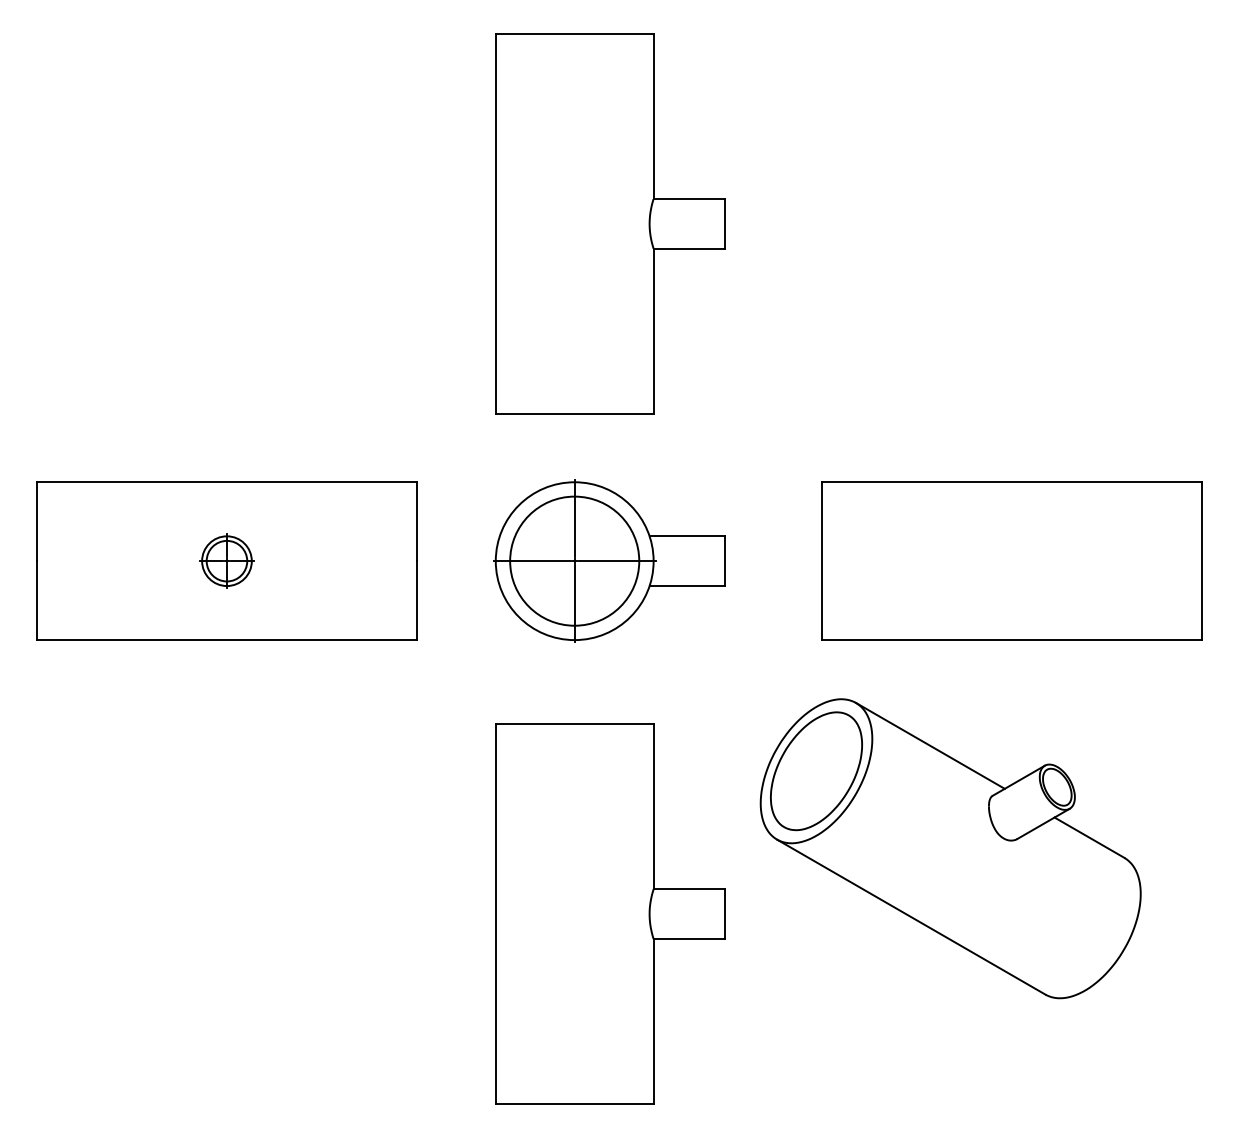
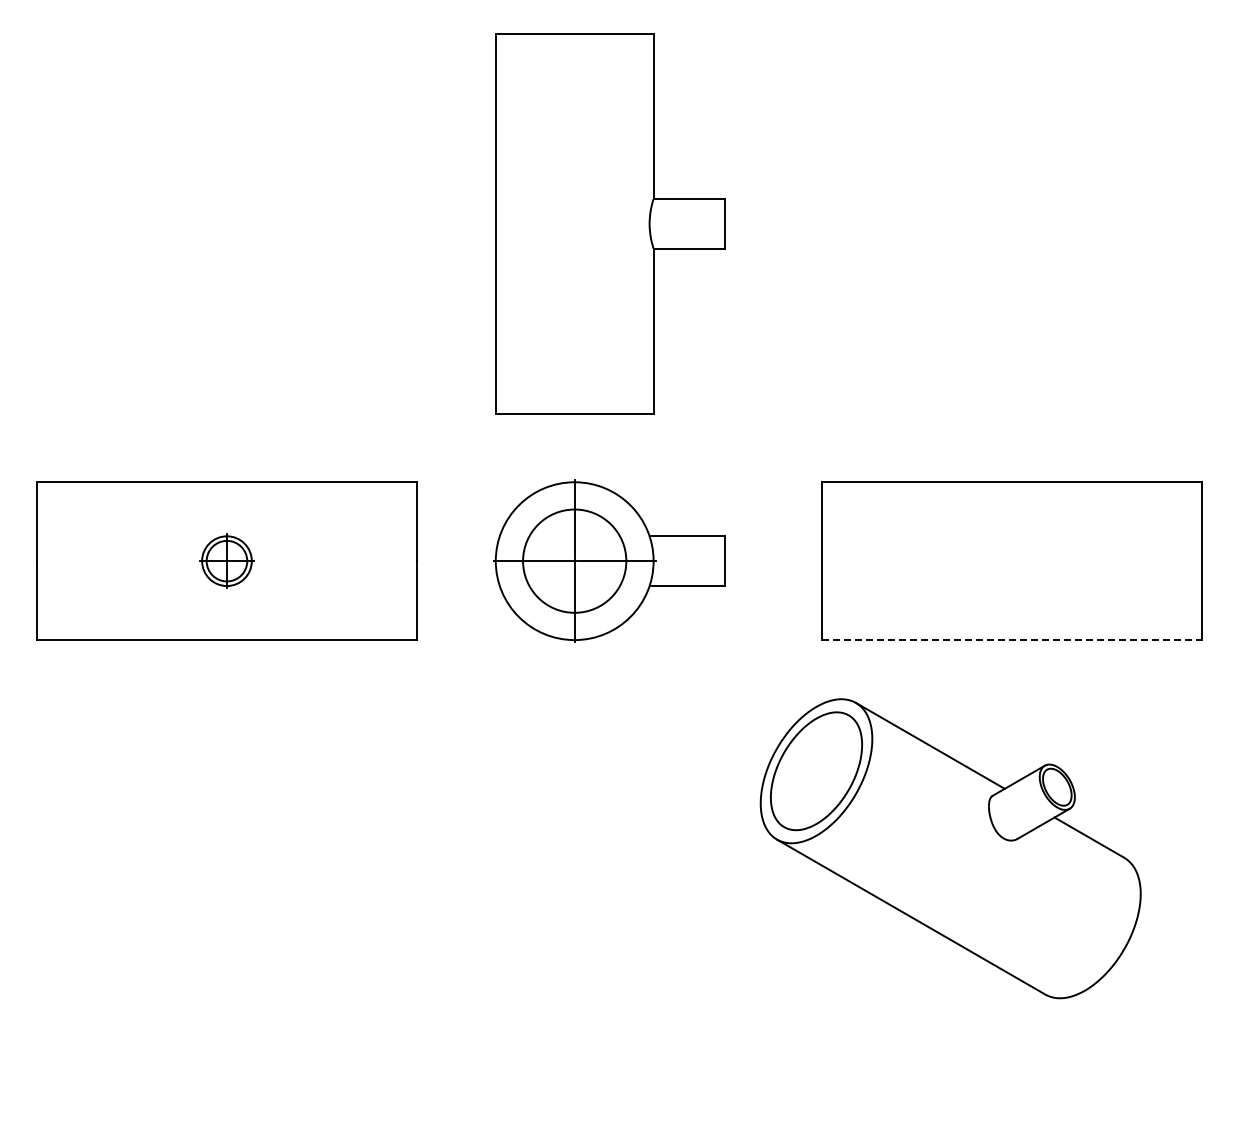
circle diameter: 129 px -> 103 px (574, 560)
line: solid -> dashed (1012, 640)
part: present -> none (610, 913)
